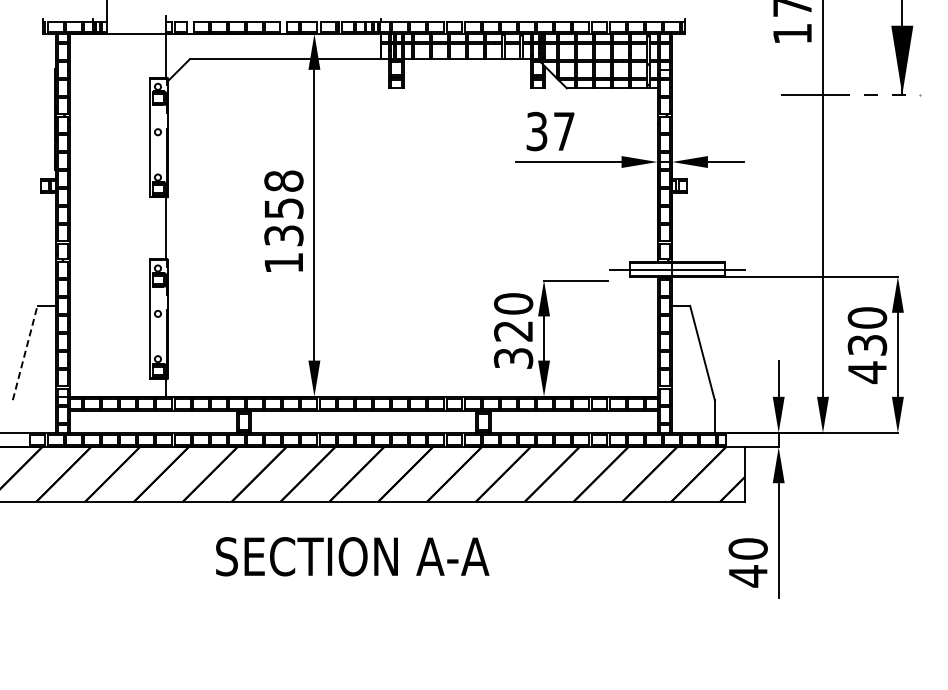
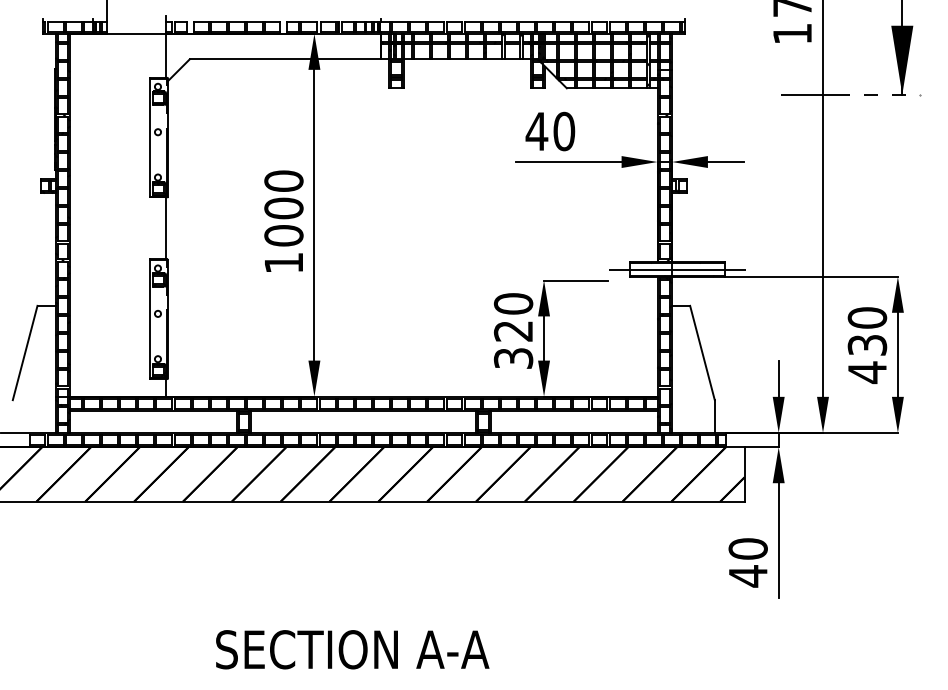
text: 37 -> 40 (550, 131)
text: 1358 -> 1000 (283, 208)
line: dashed -> solid (25, 353)
text position: (352, 556) -> (352, 649) (352, 649)
